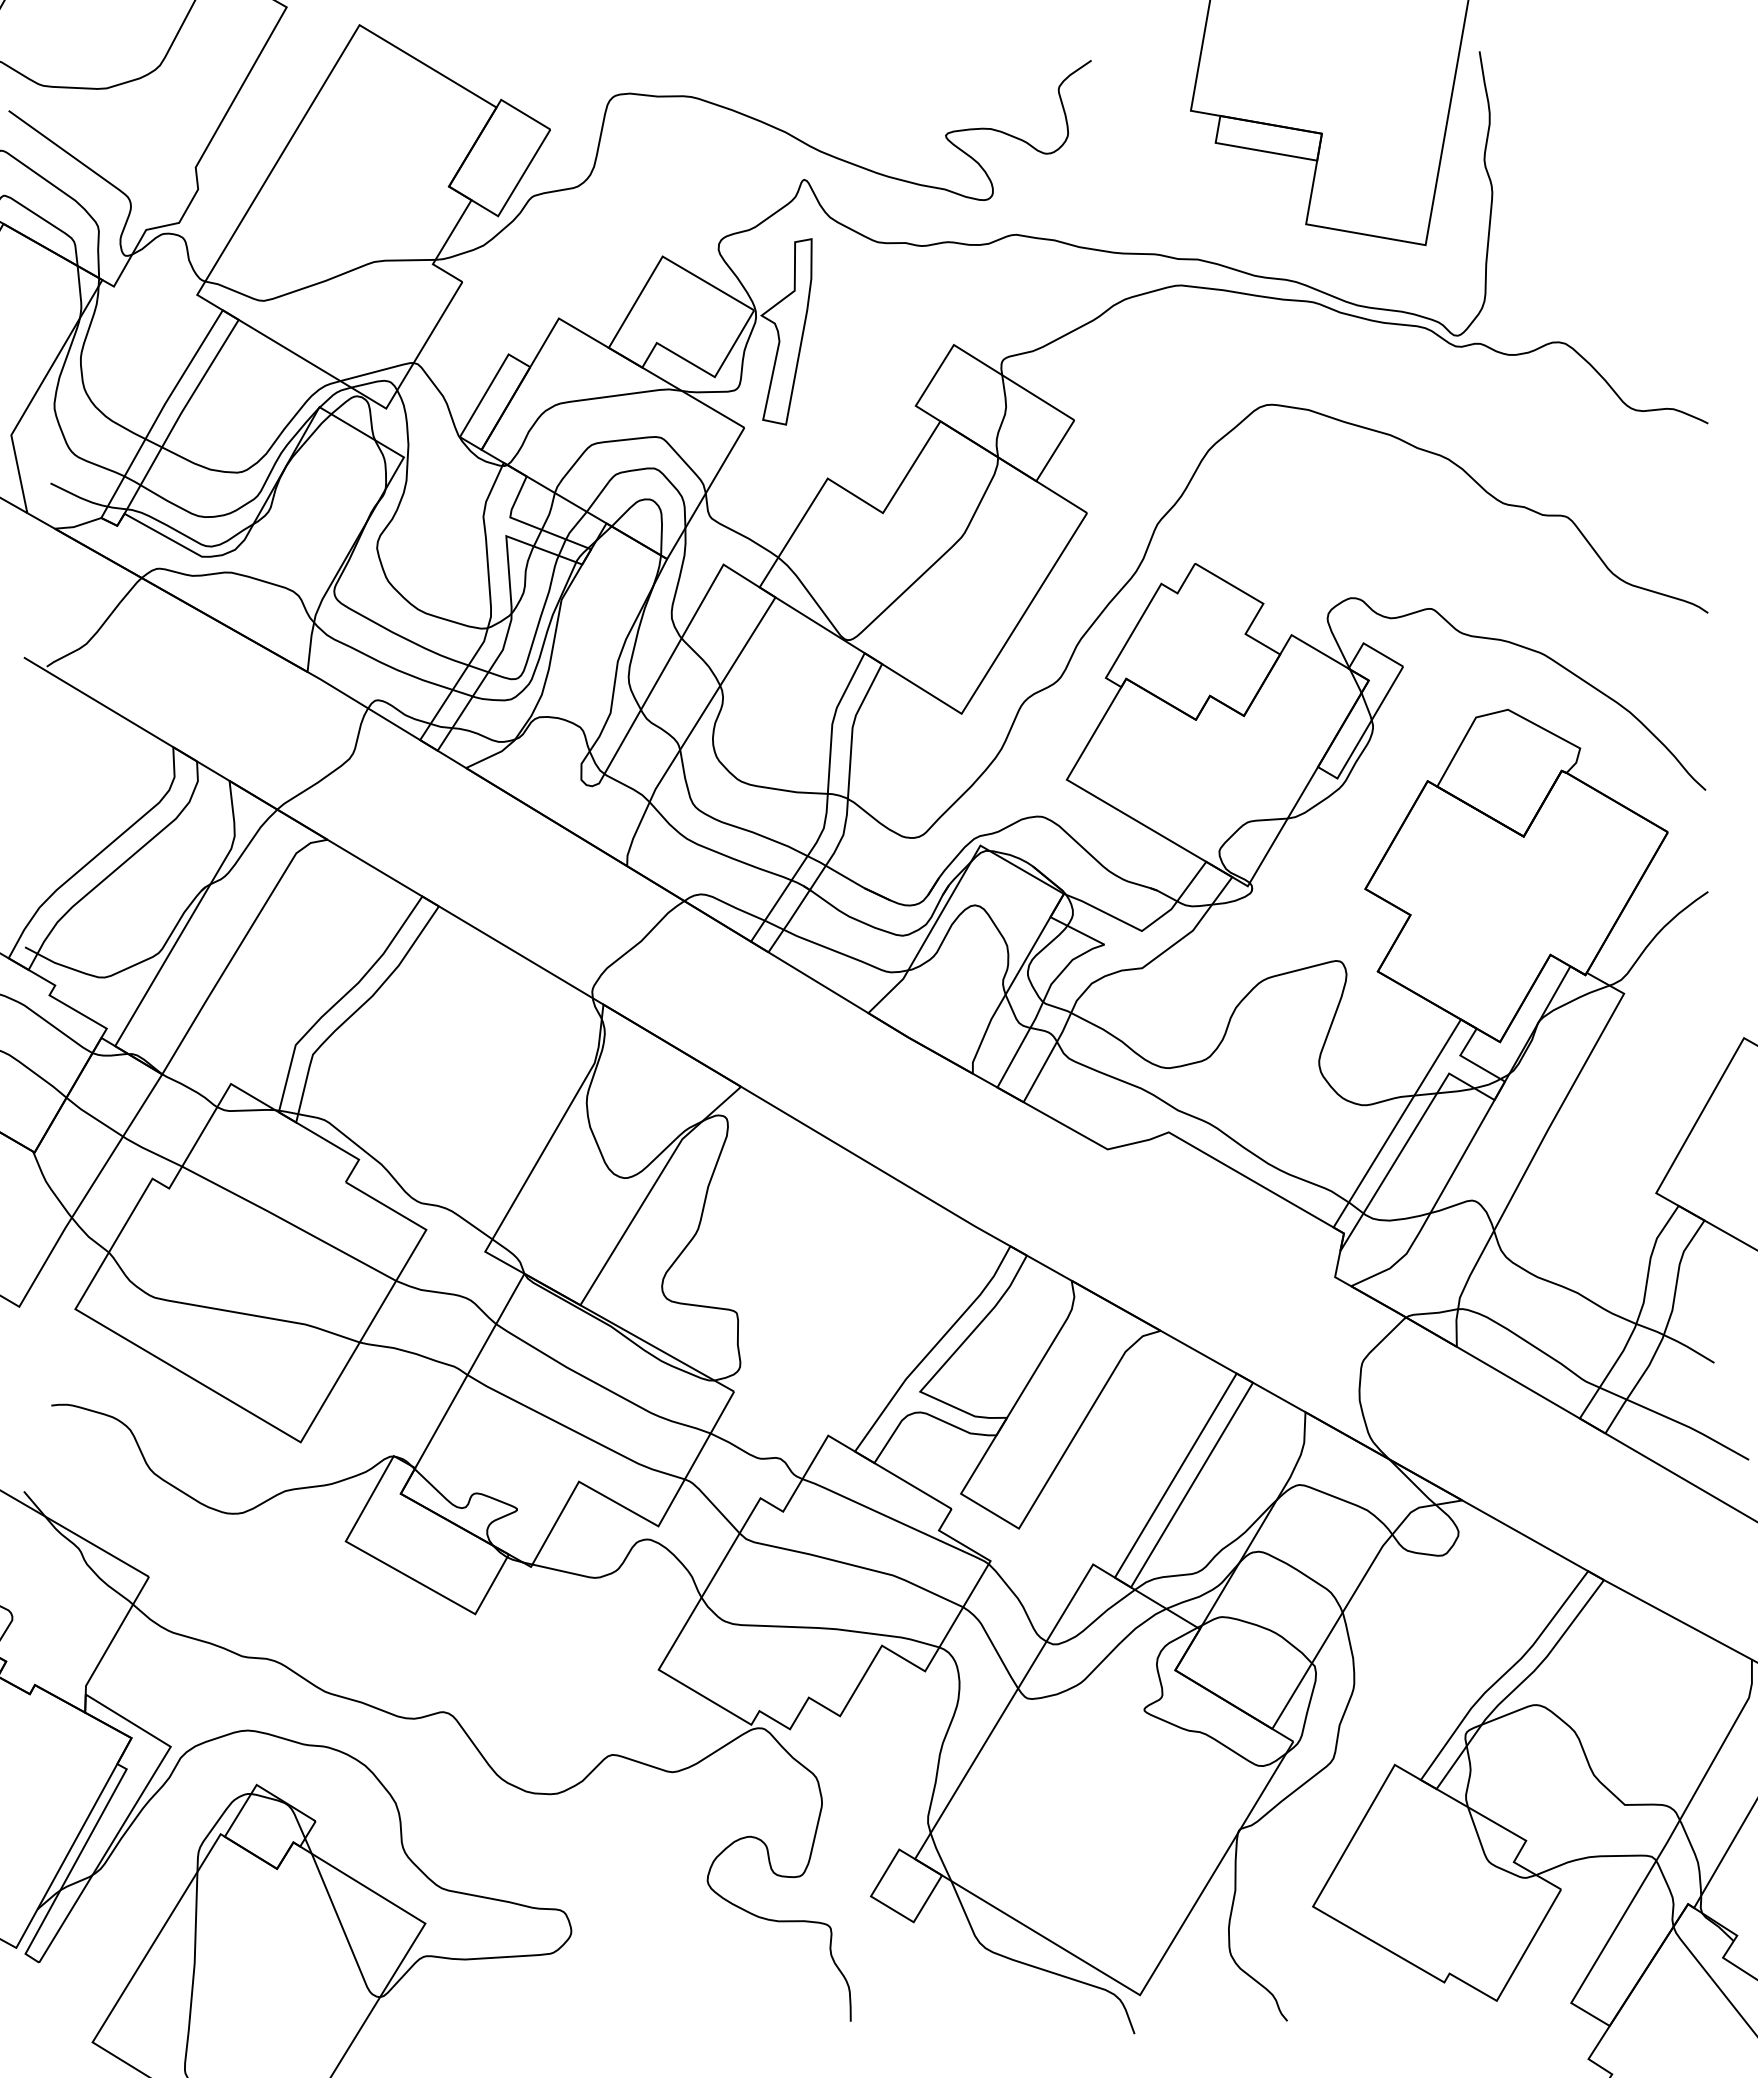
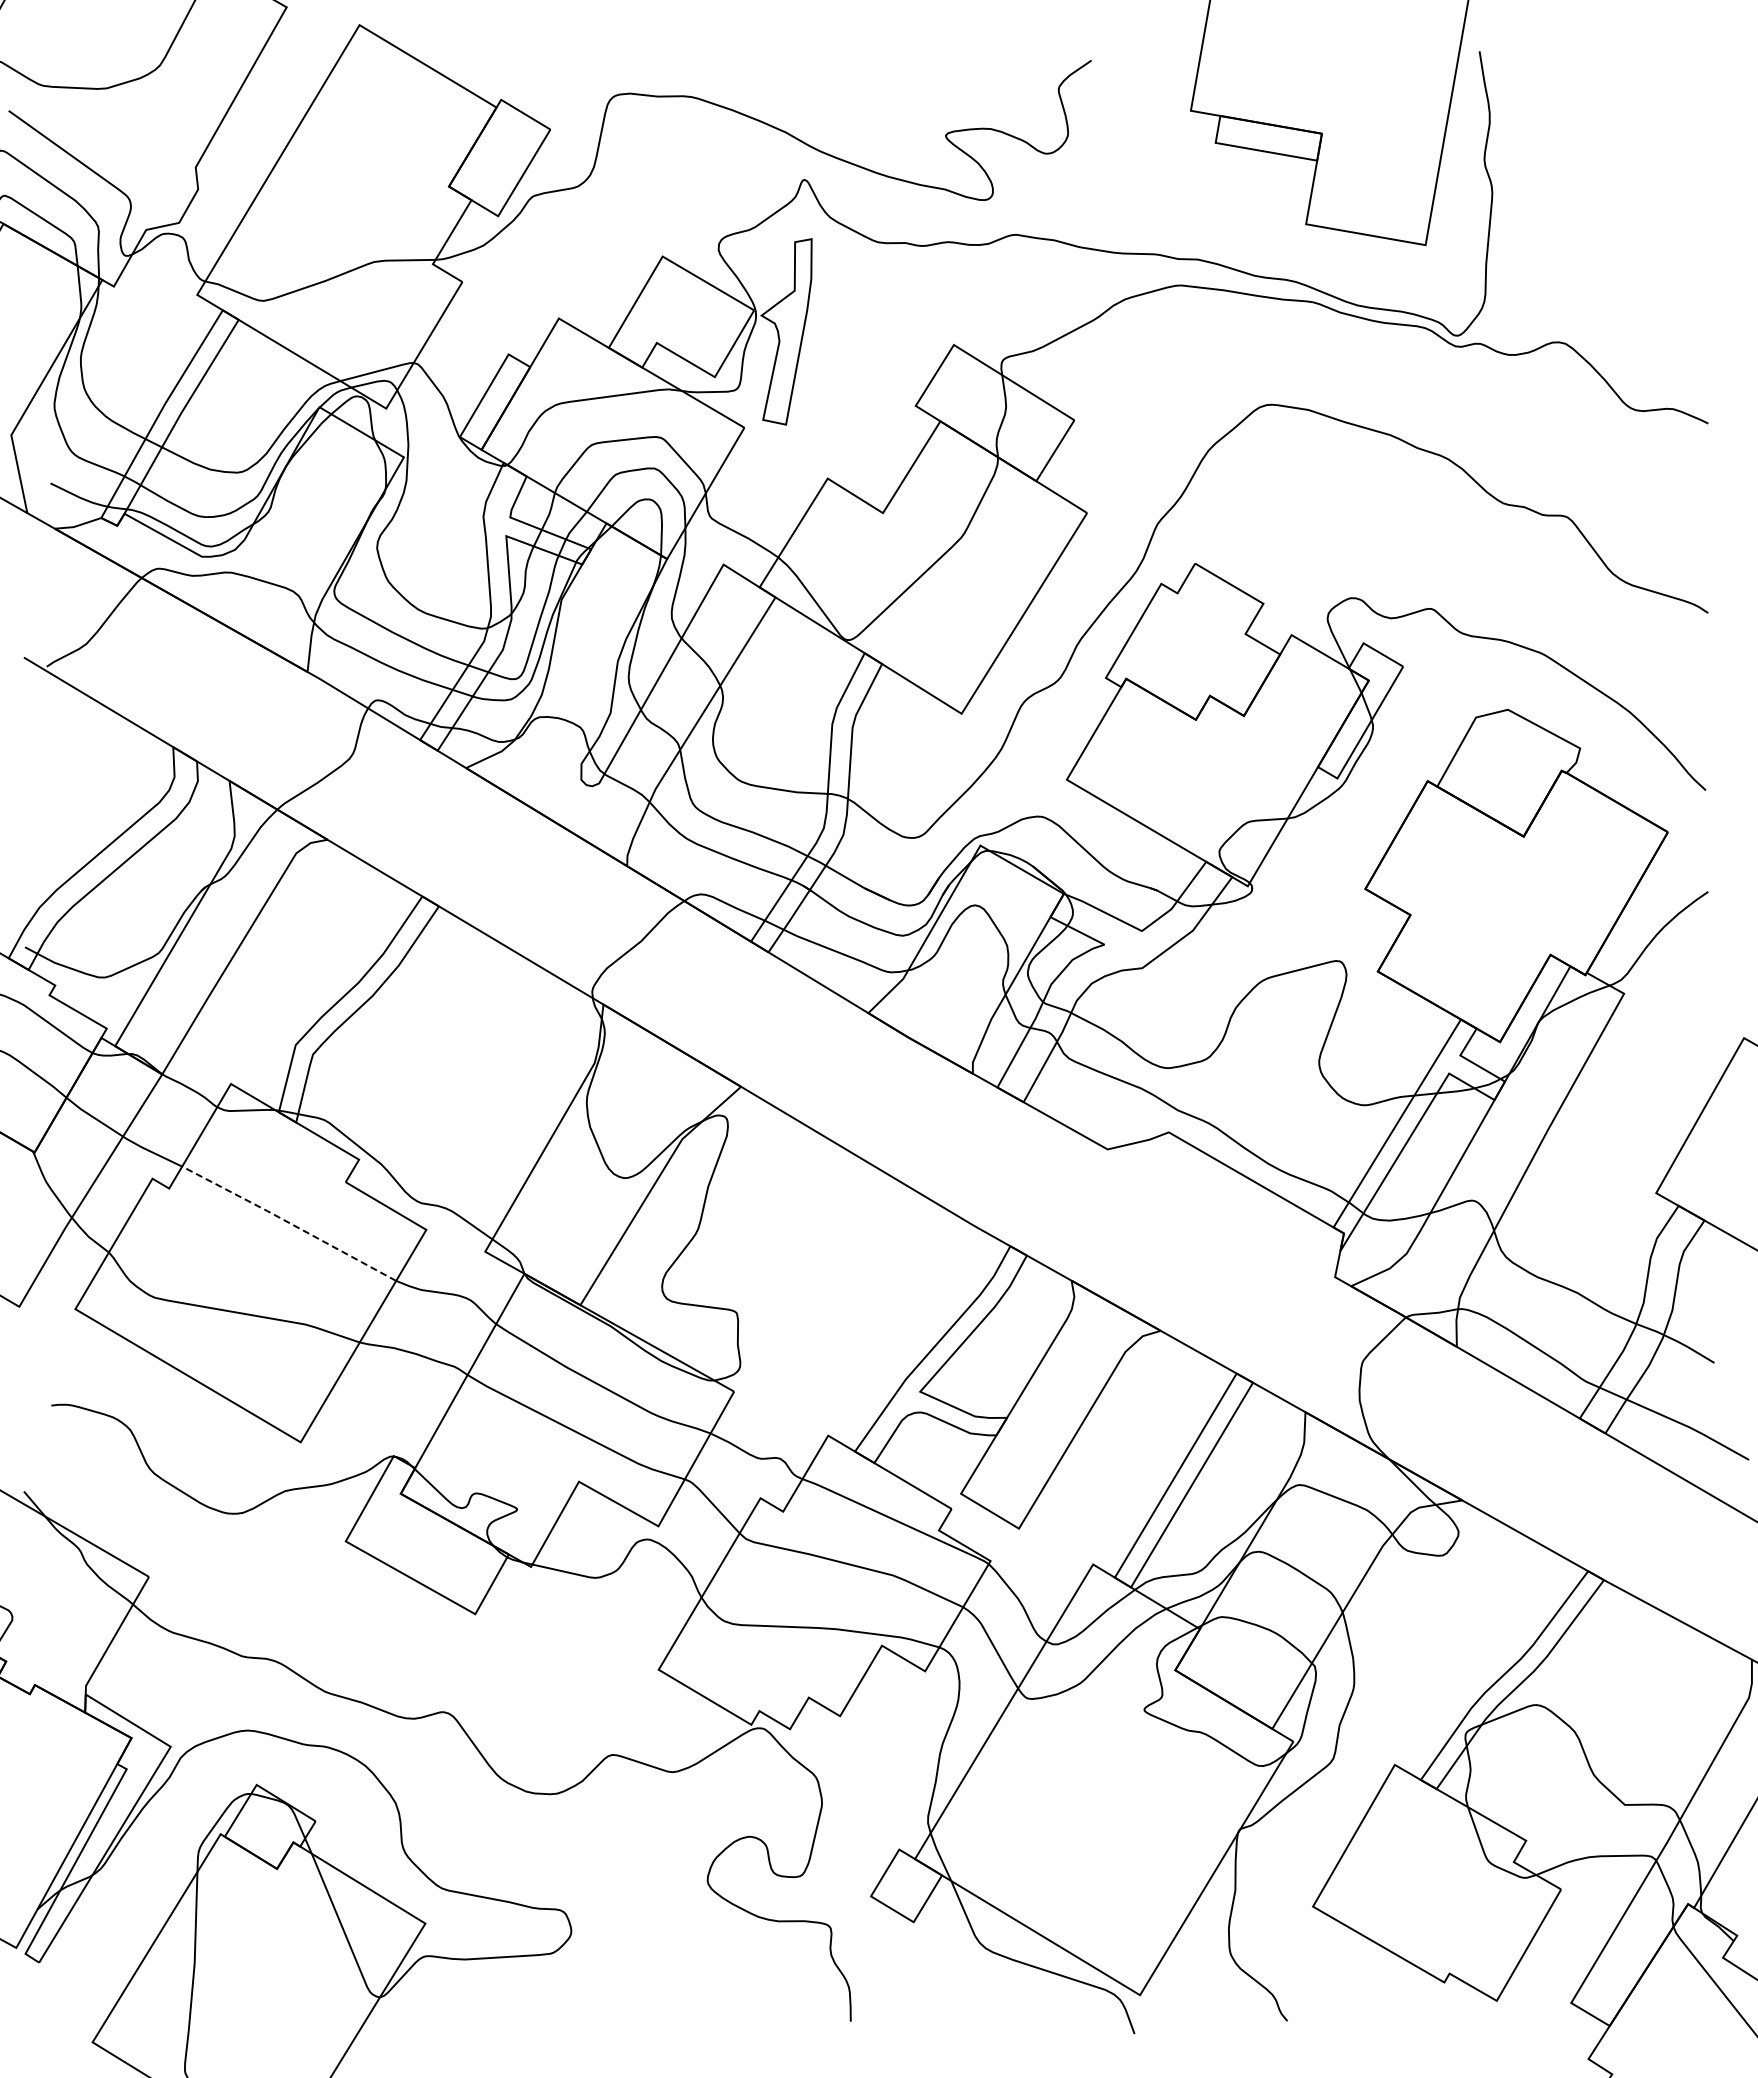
line: solid -> dashed (289, 1222)
